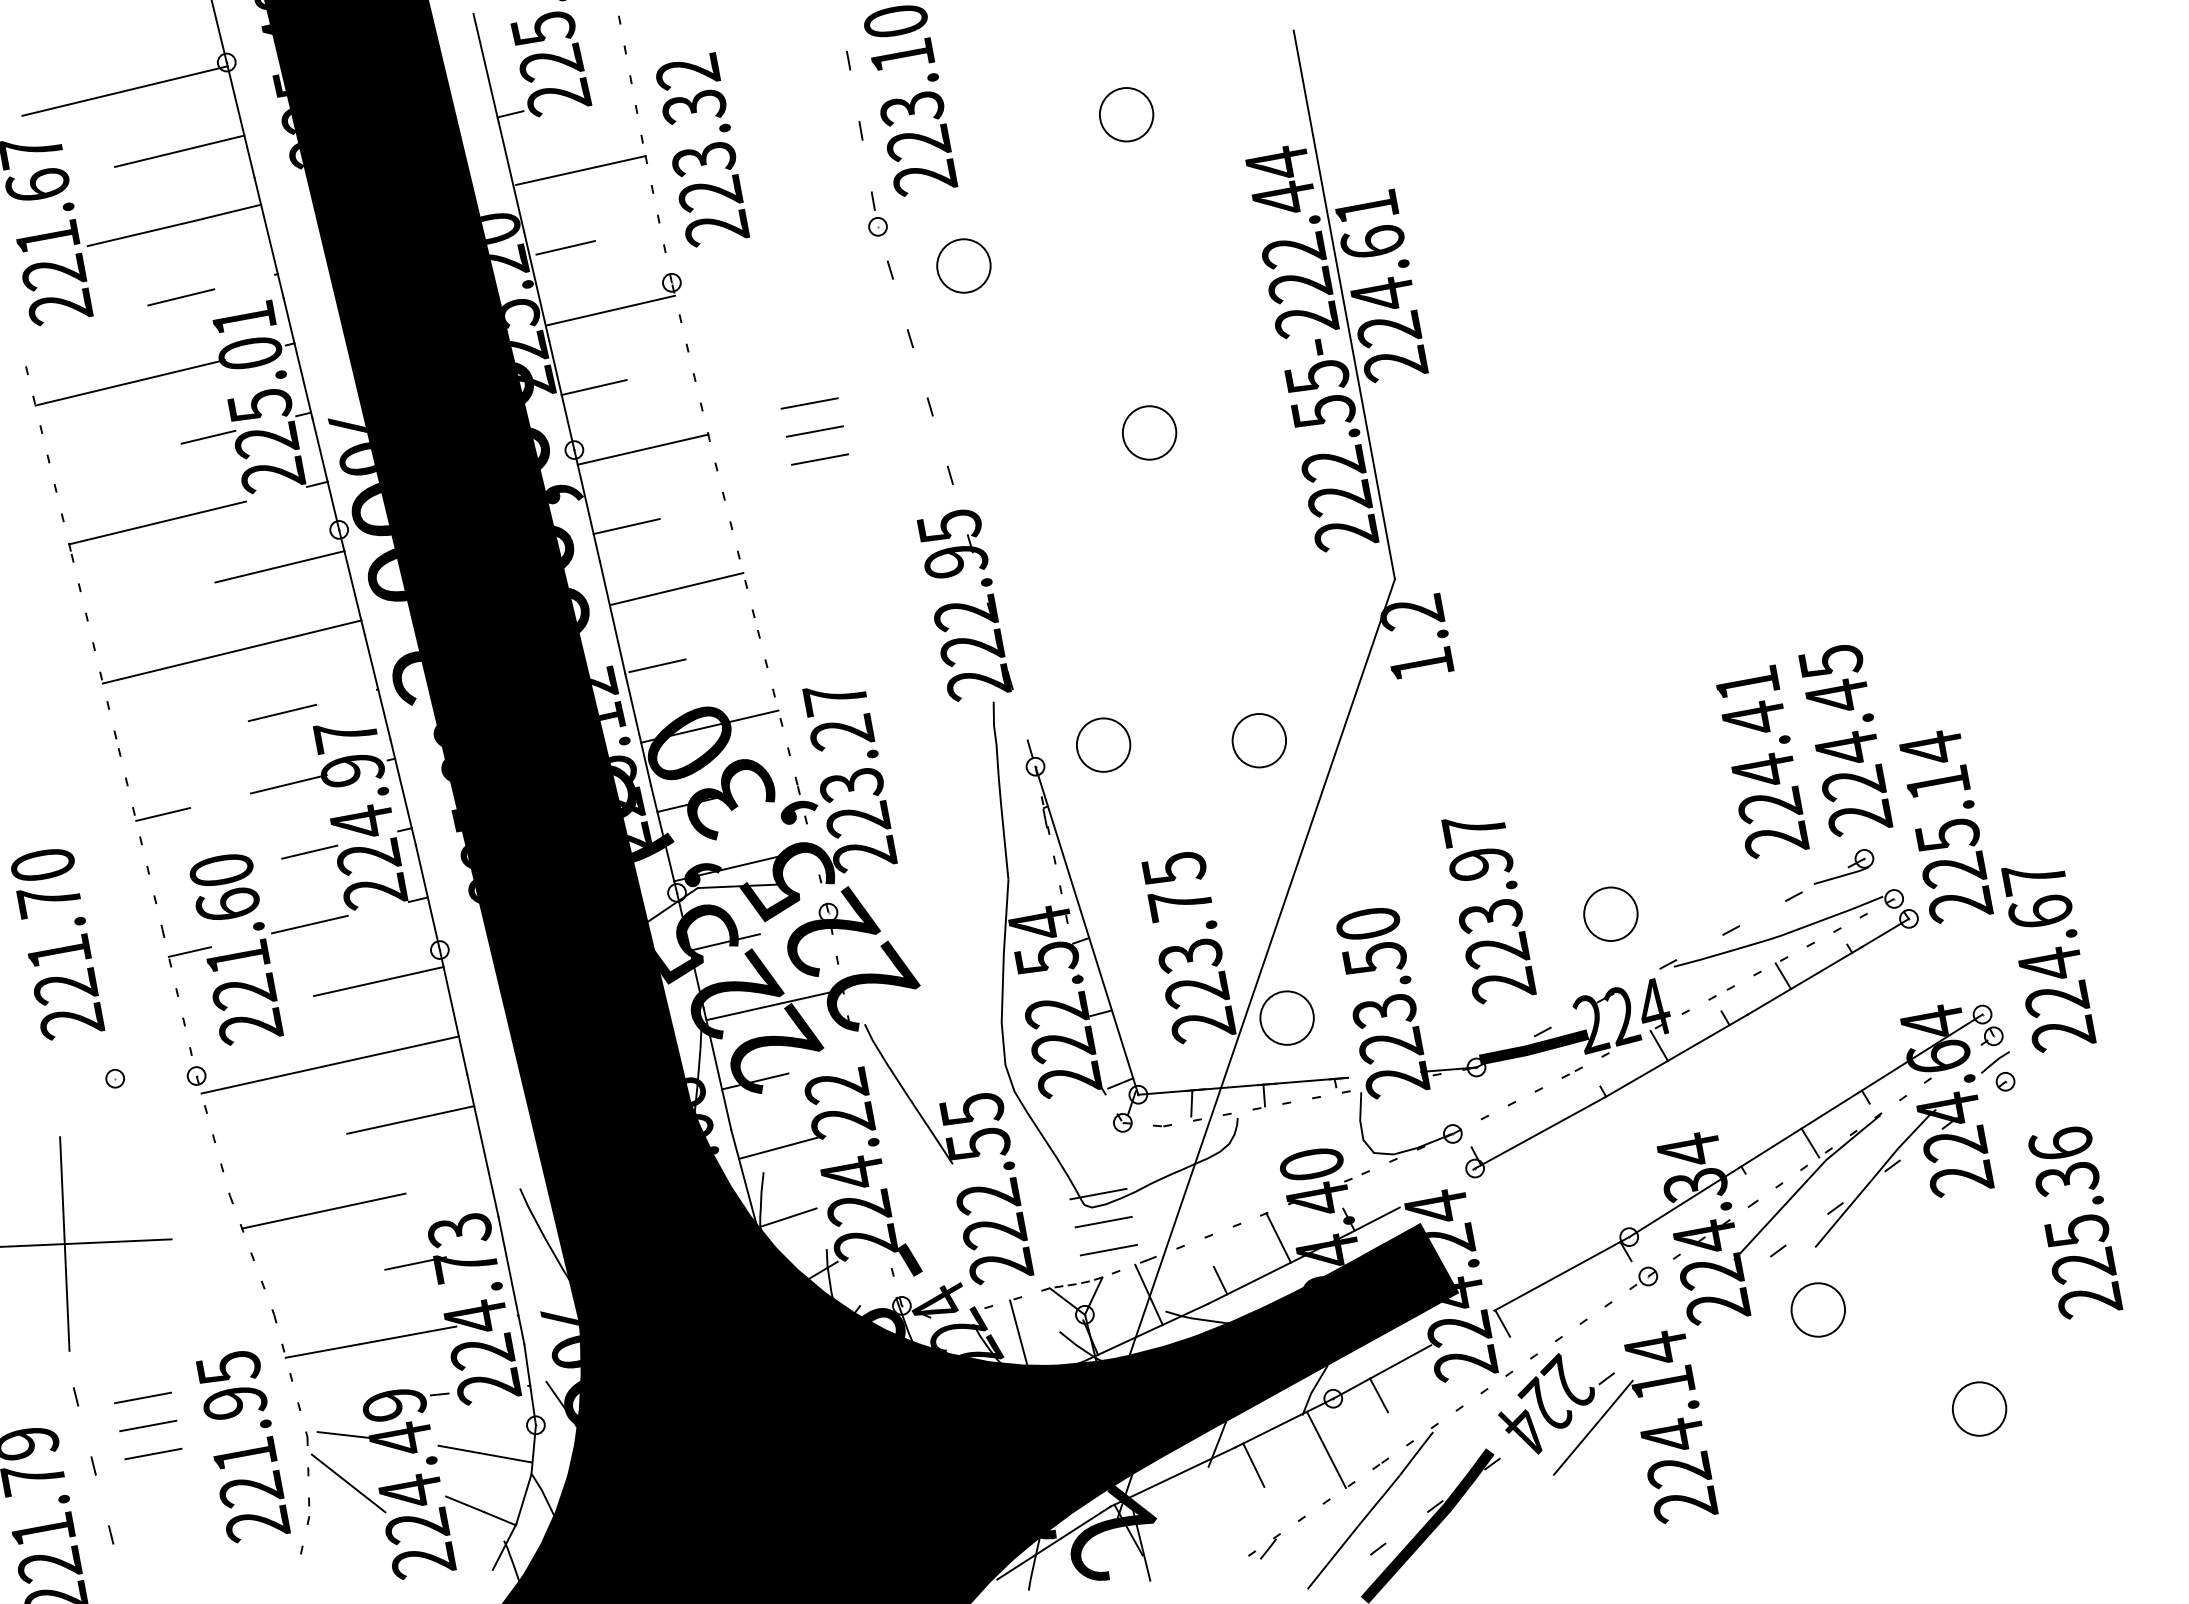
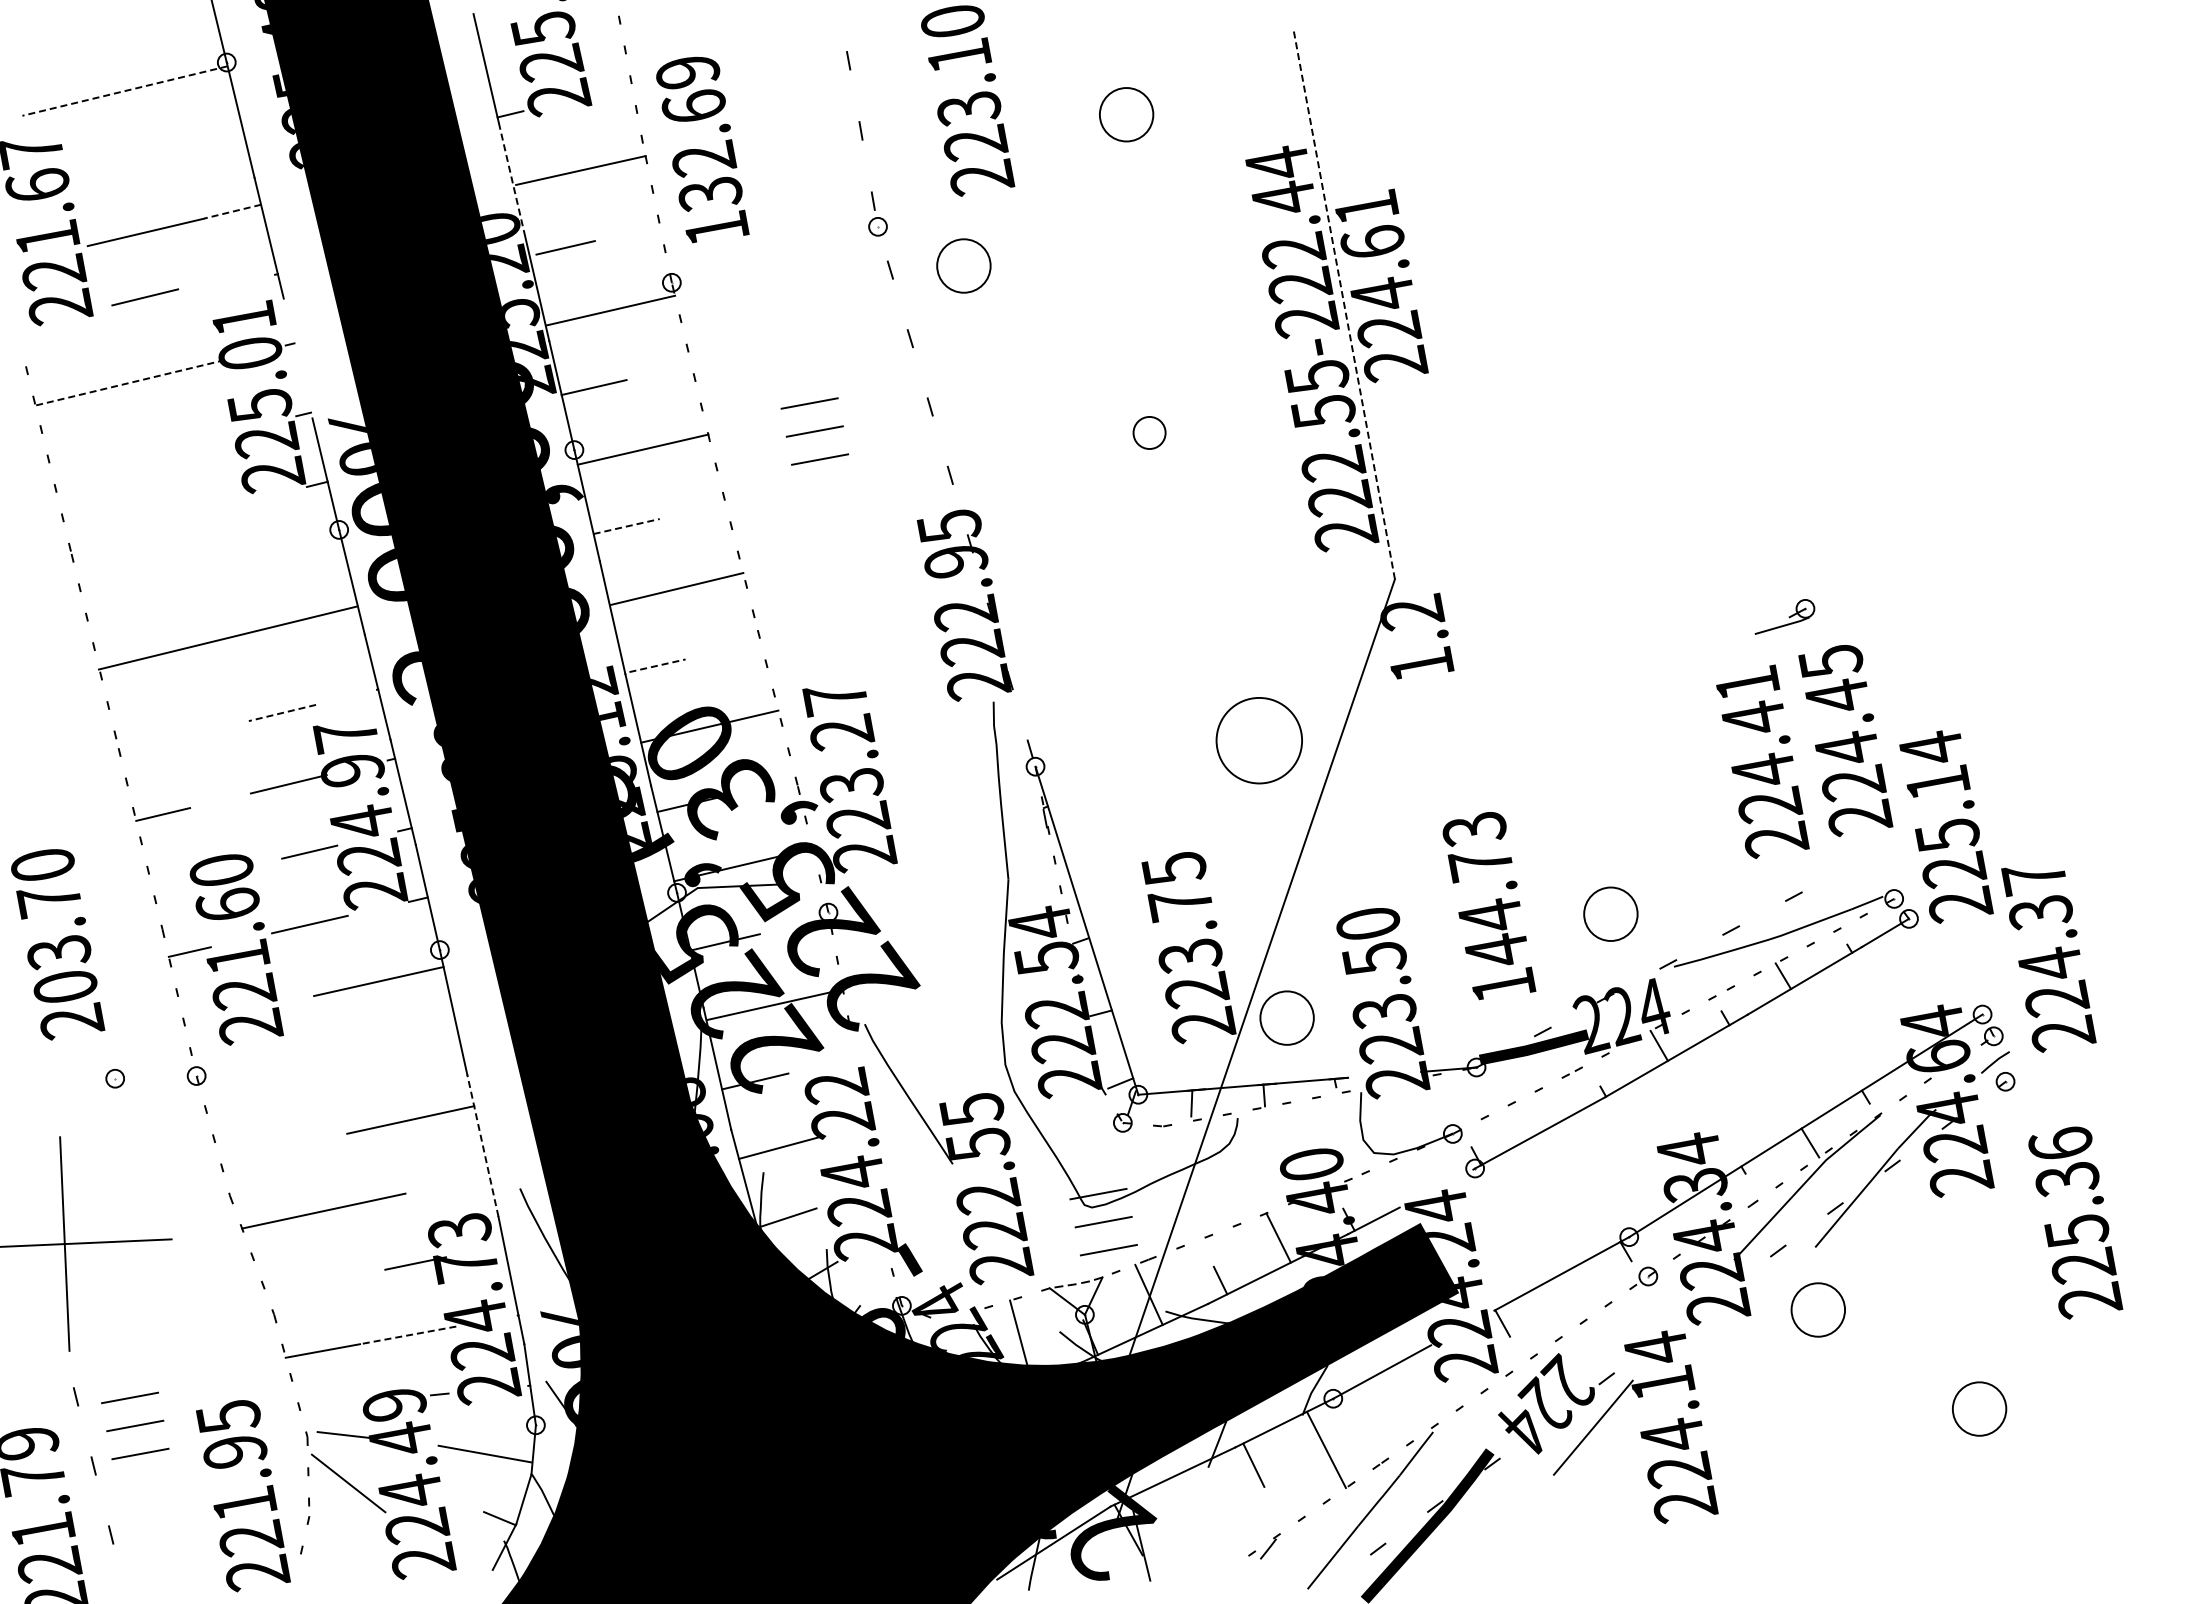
line: solid -> dashed (125, 91)
text position: (911, 100) -> (968, 100) (968, 100)
text: 223.32 -> 132.69 (703, 149)
line: present -> none (179, 150)
line: solid -> dashed (511, 177)
line: solid -> dashed (232, 211)
line position: (181, 297) -> (145, 297) (145, 297)
line: solid -> dashed (1344, 304)
line: present -> none (297, 358)
line: solid -> dashed (129, 382)
circle diameter: 53 px -> 32 px (1149, 432)
line: present -> none (208, 436)
line: present -> none (157, 522)
line: solid -> dashed (626, 526)
line: present -> none (279, 566)
line position: (231, 651) -> (227, 637) (227, 637)
line: solid -> dashed (657, 665)
line: solid -> dashed (282, 713)
circle diameter: 53 px -> 86 px (1259, 740)
circle: present -> none (1103, 744)
part position: (1843, 866) -> (1784, 616) (1784, 616)
text: 223.97 -> 144.73 (1488, 907)
text: 224.67 -> 224.37 (2040, 912)
text: 221.70 -> 203.70 (62, 969)
line: present -> none (329, 1064)
line: solid -> dashed (482, 1145)
line: solid -> dashed (408, 1335)
line: present -> none (1378, 1395)
part position: (148, 1425) -> (135, 1425) (135, 1425)
text position: (243, 1447) -> (243, 1496) (243, 1496)
line: present -> none (465, 1504)
